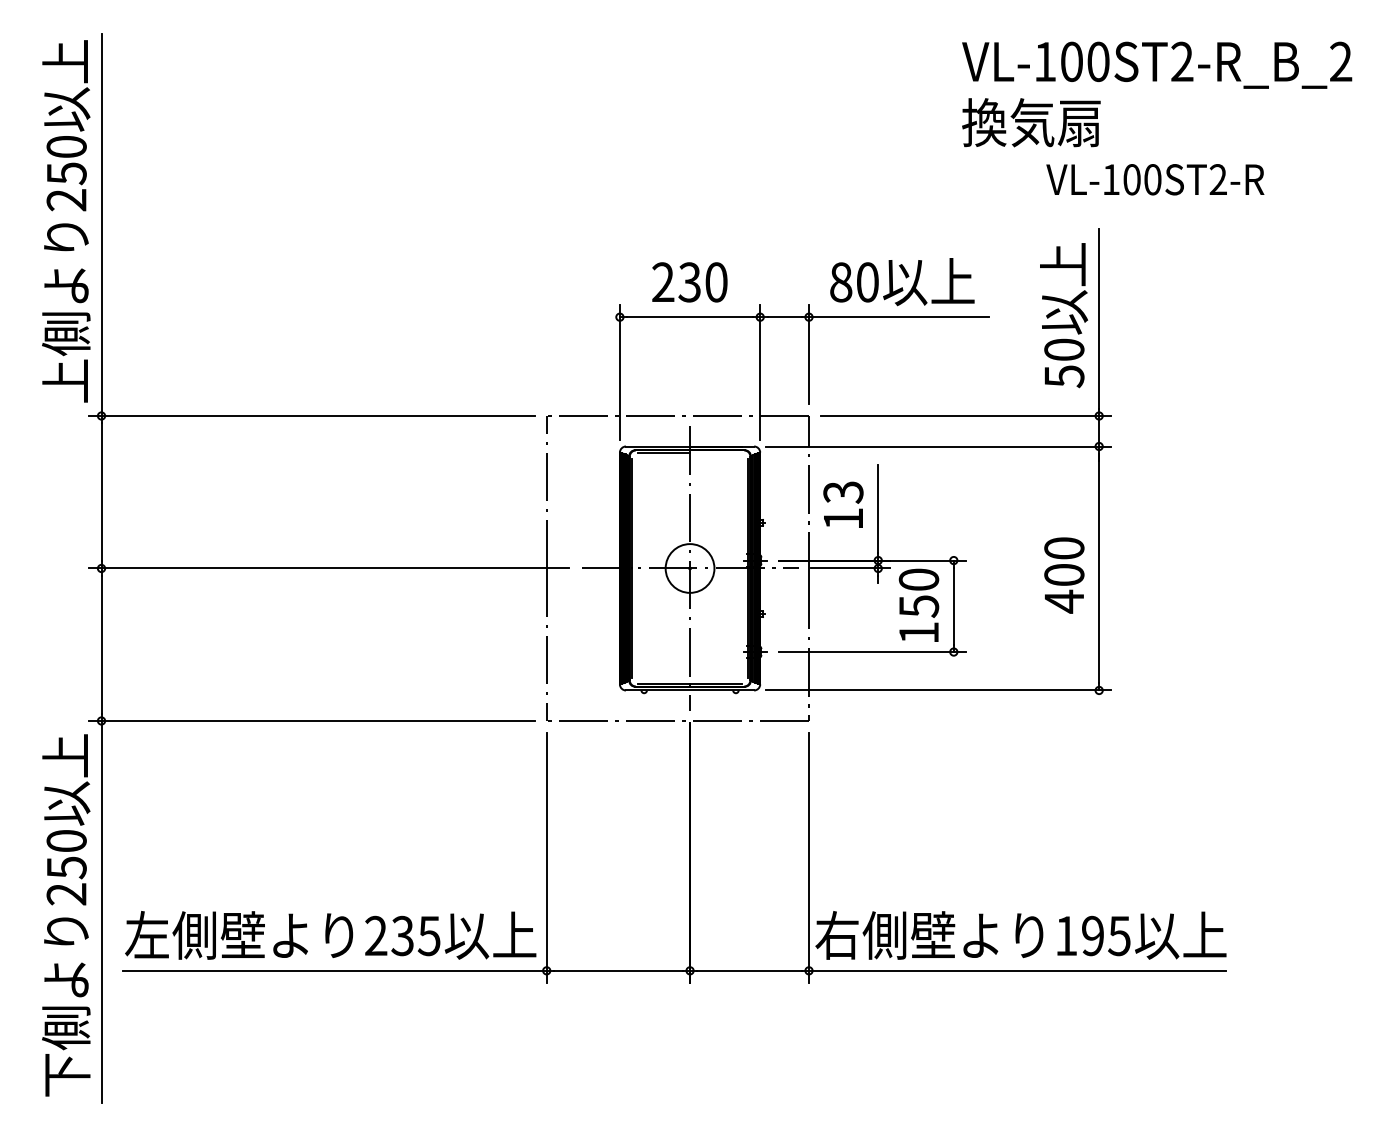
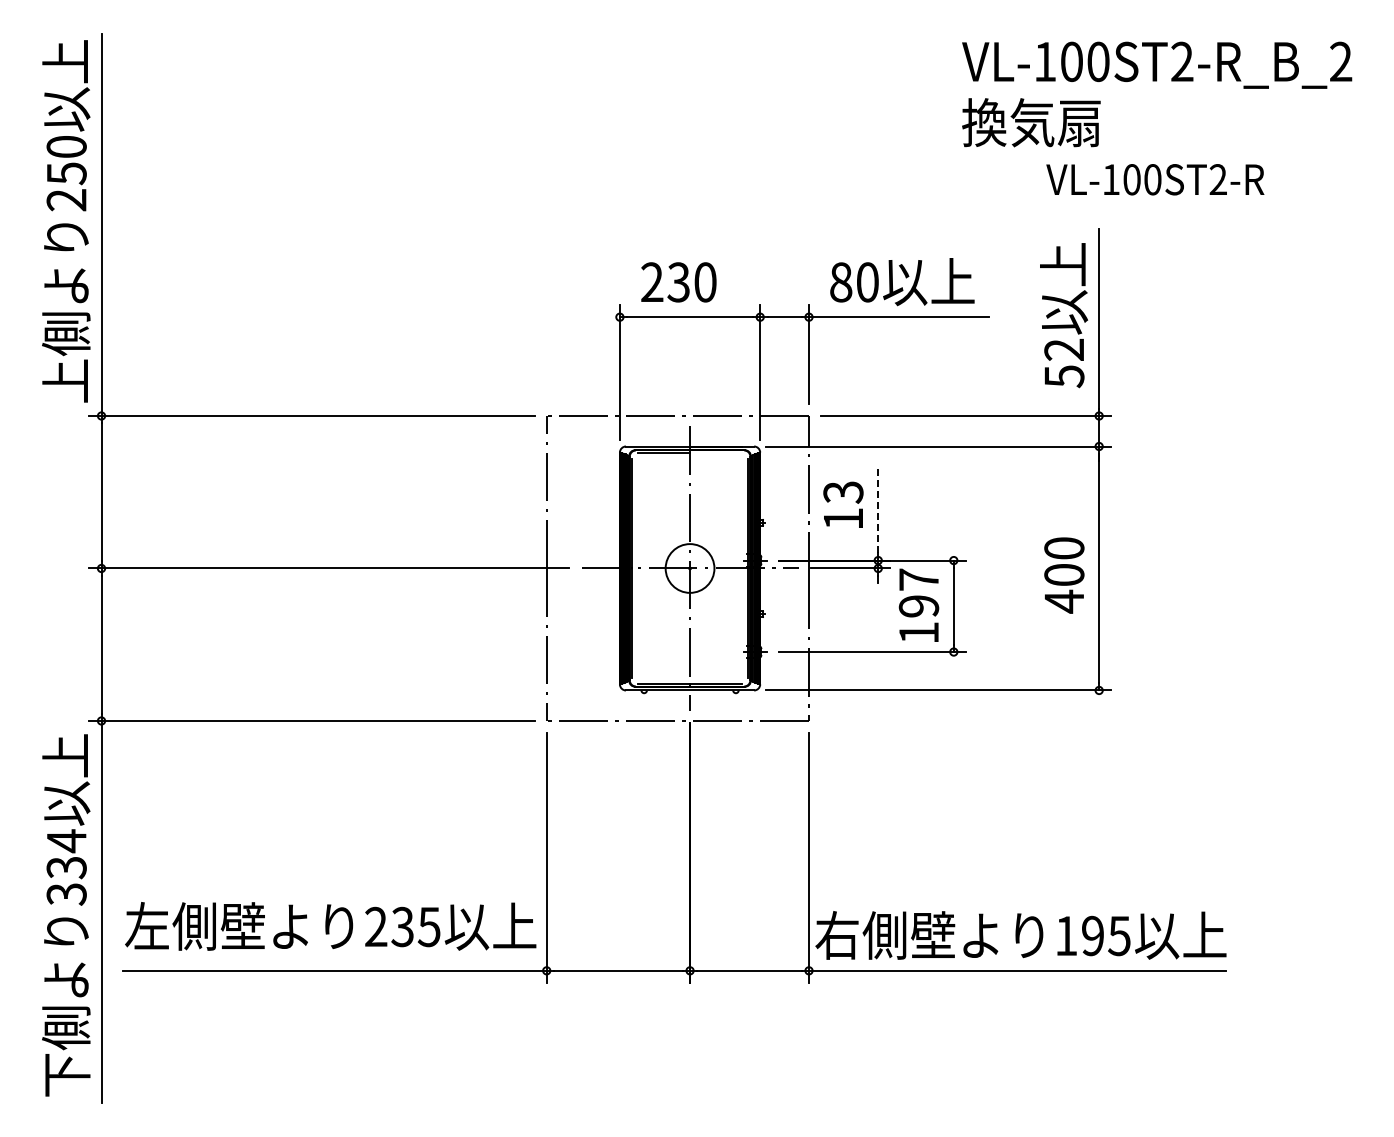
text position: (689, 282) -> (678, 282) (678, 282)
text: 50 -> 52 (1064, 349)
line: solid -> dashed (878, 508)
text: 150 -> 197 (918, 592)
text: 250 -> 334 (66, 867)
text position: (330, 935) -> (330, 926) (330, 926)
